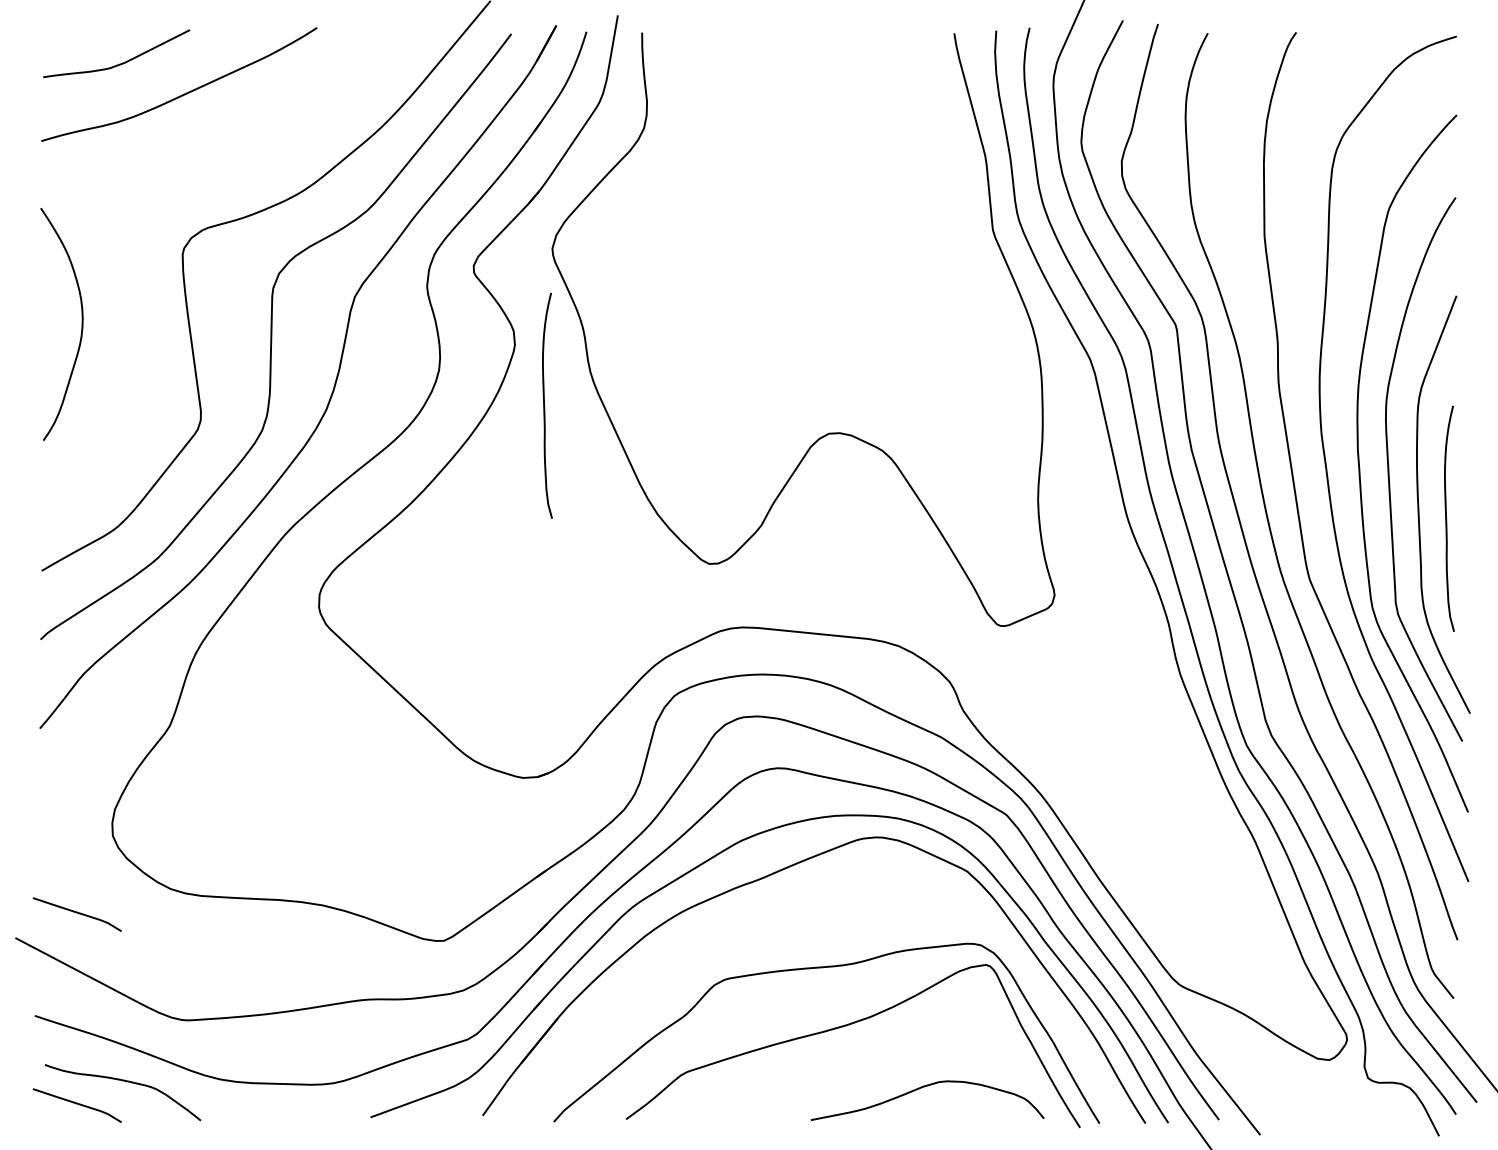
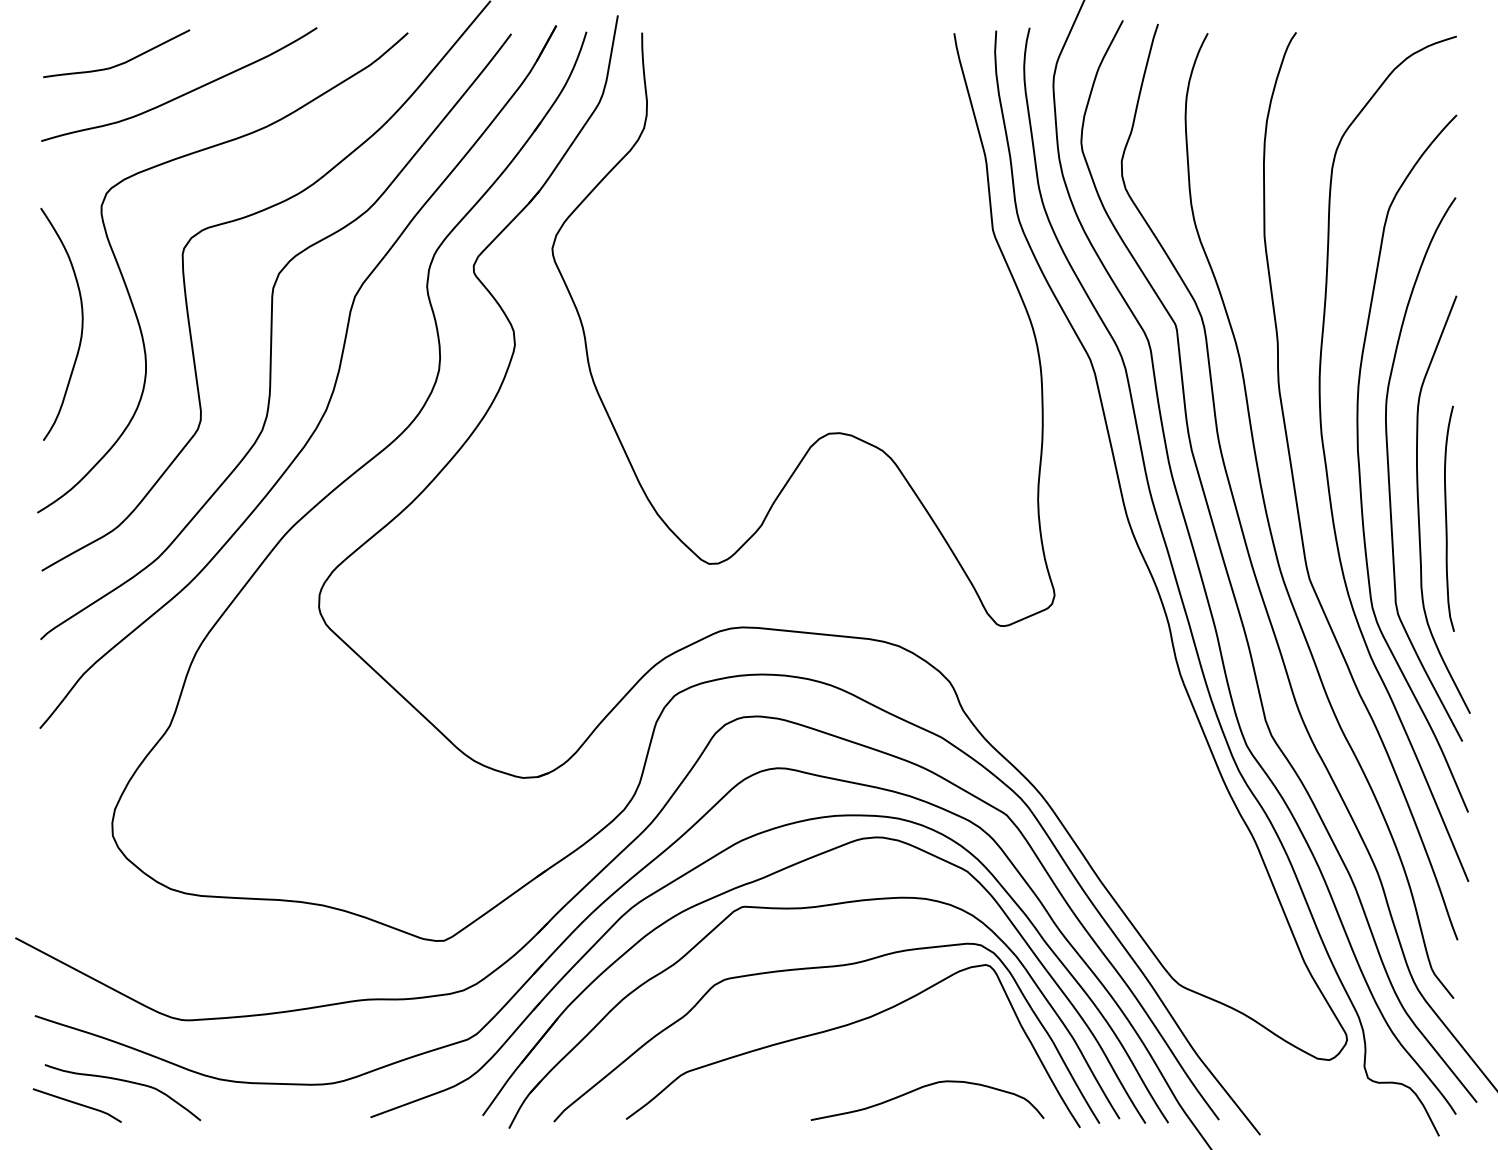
curve: none -> present (133, 303)
curve: present -> none (545, 406)
part: none -> present (801, 909)
curve: present -> none (76, 913)
